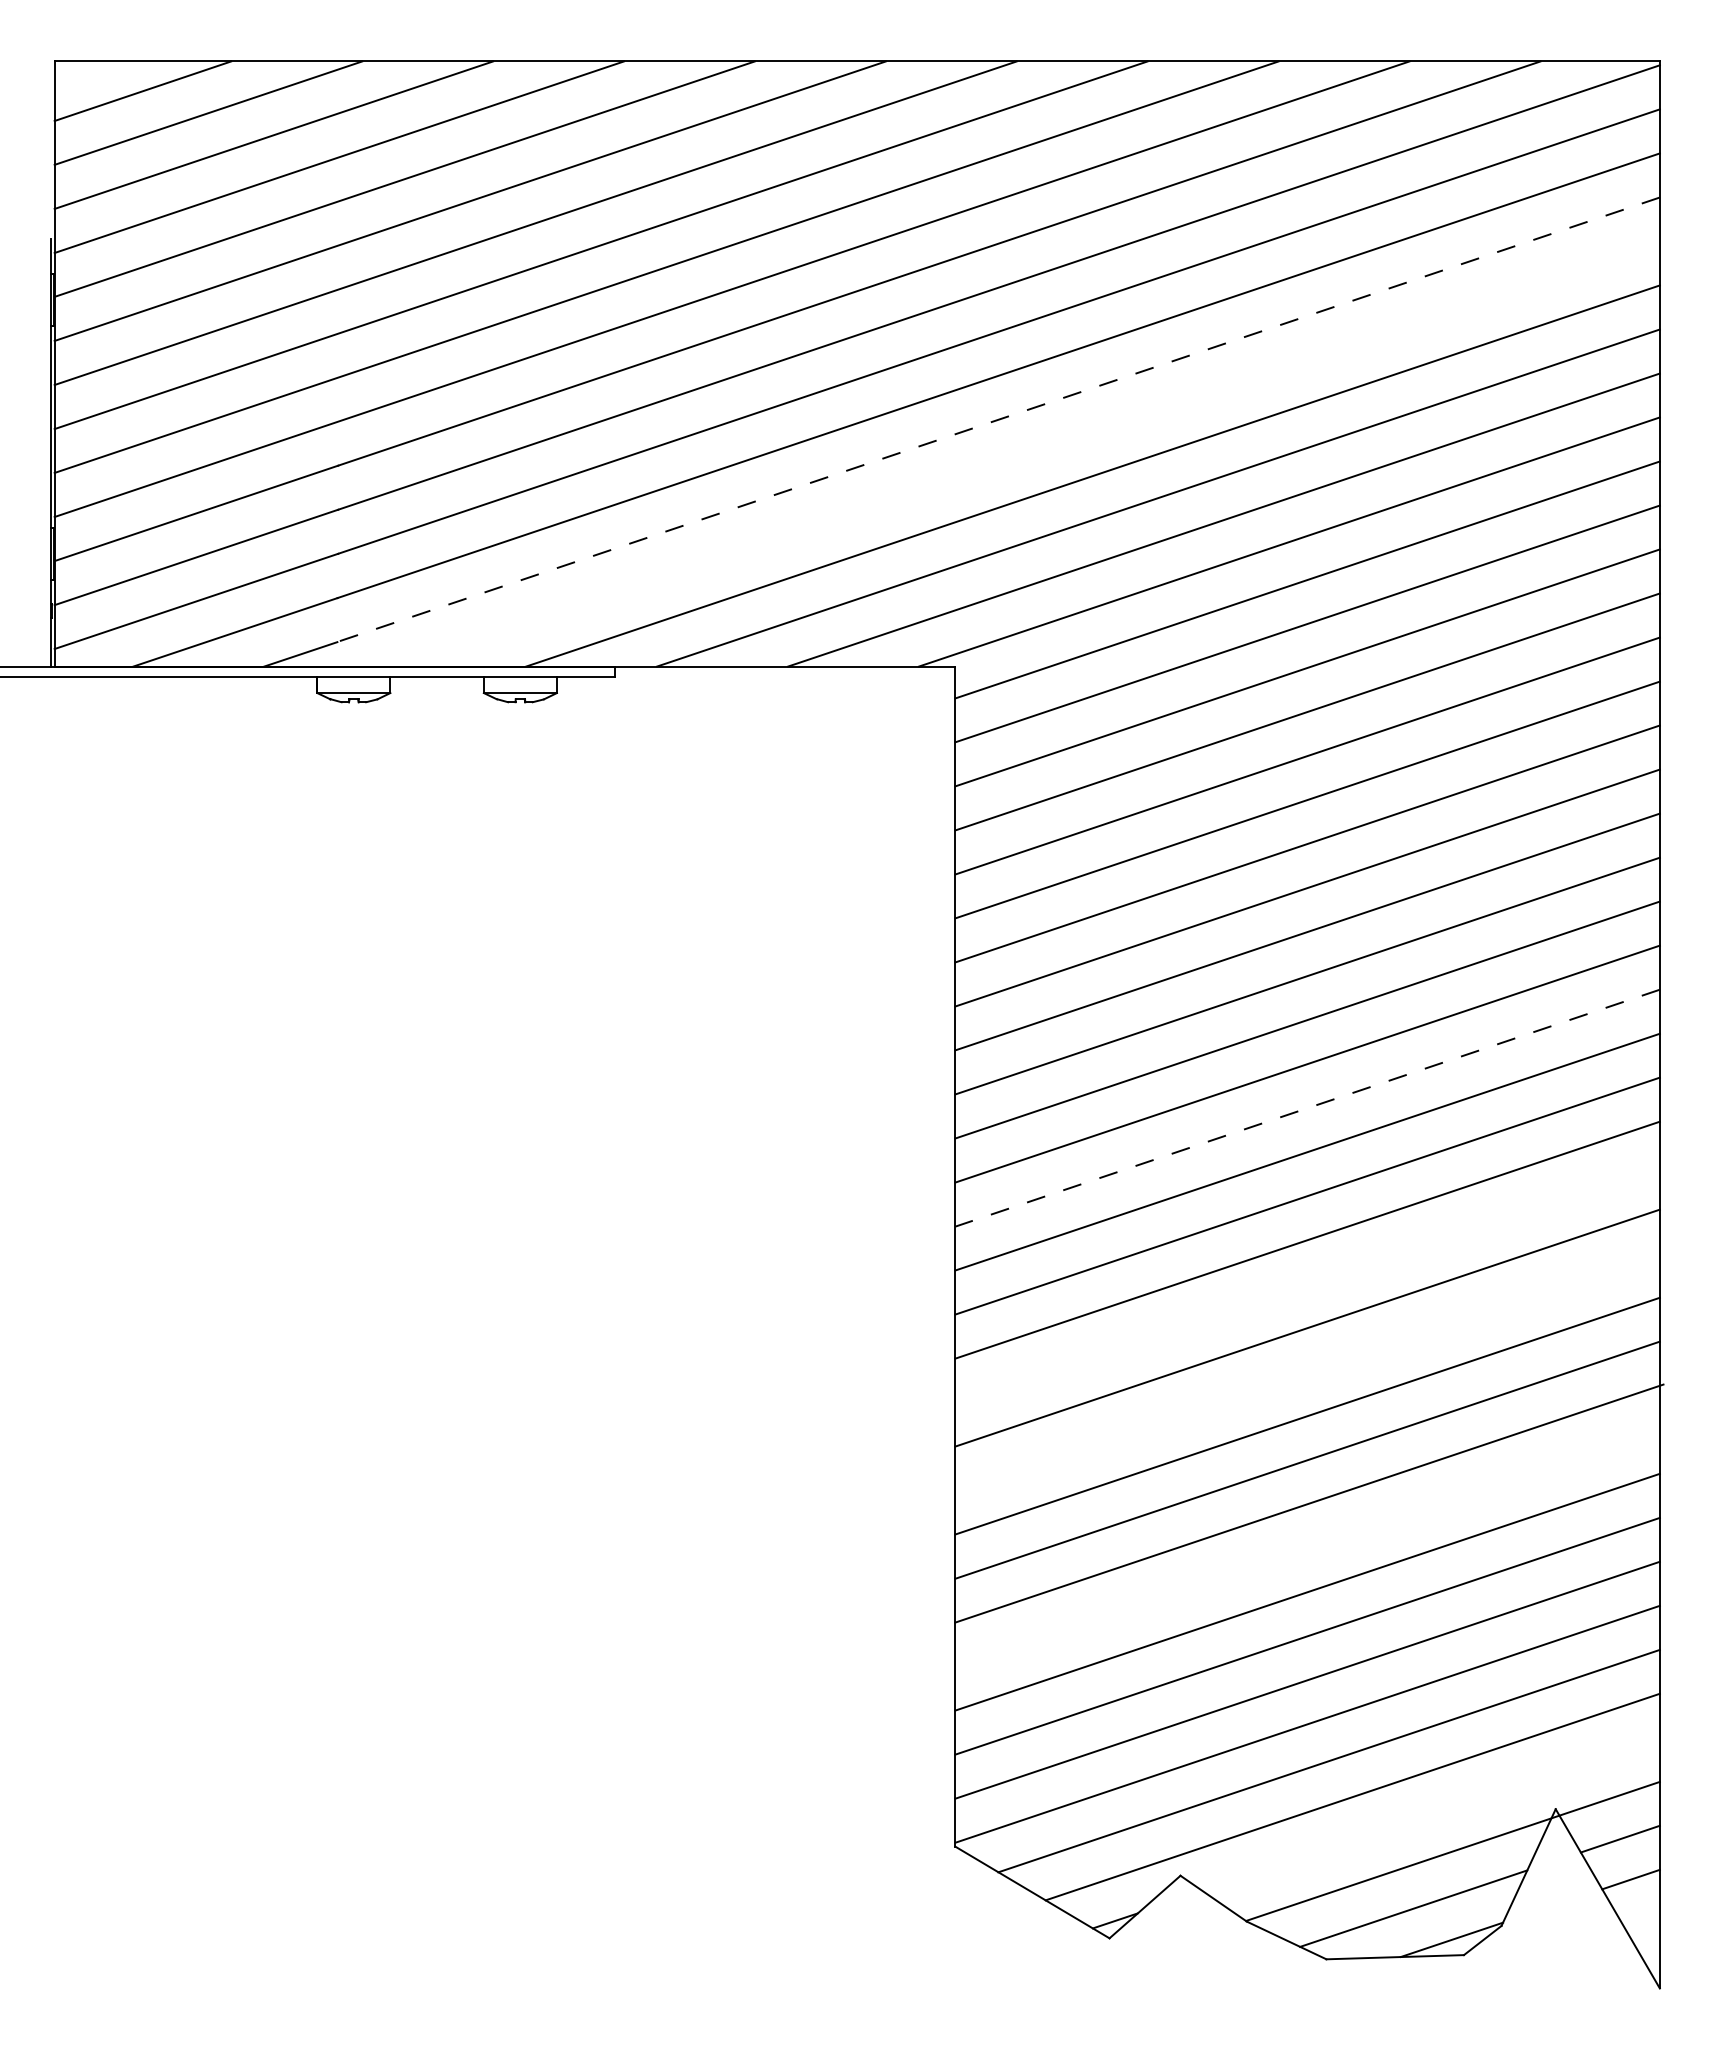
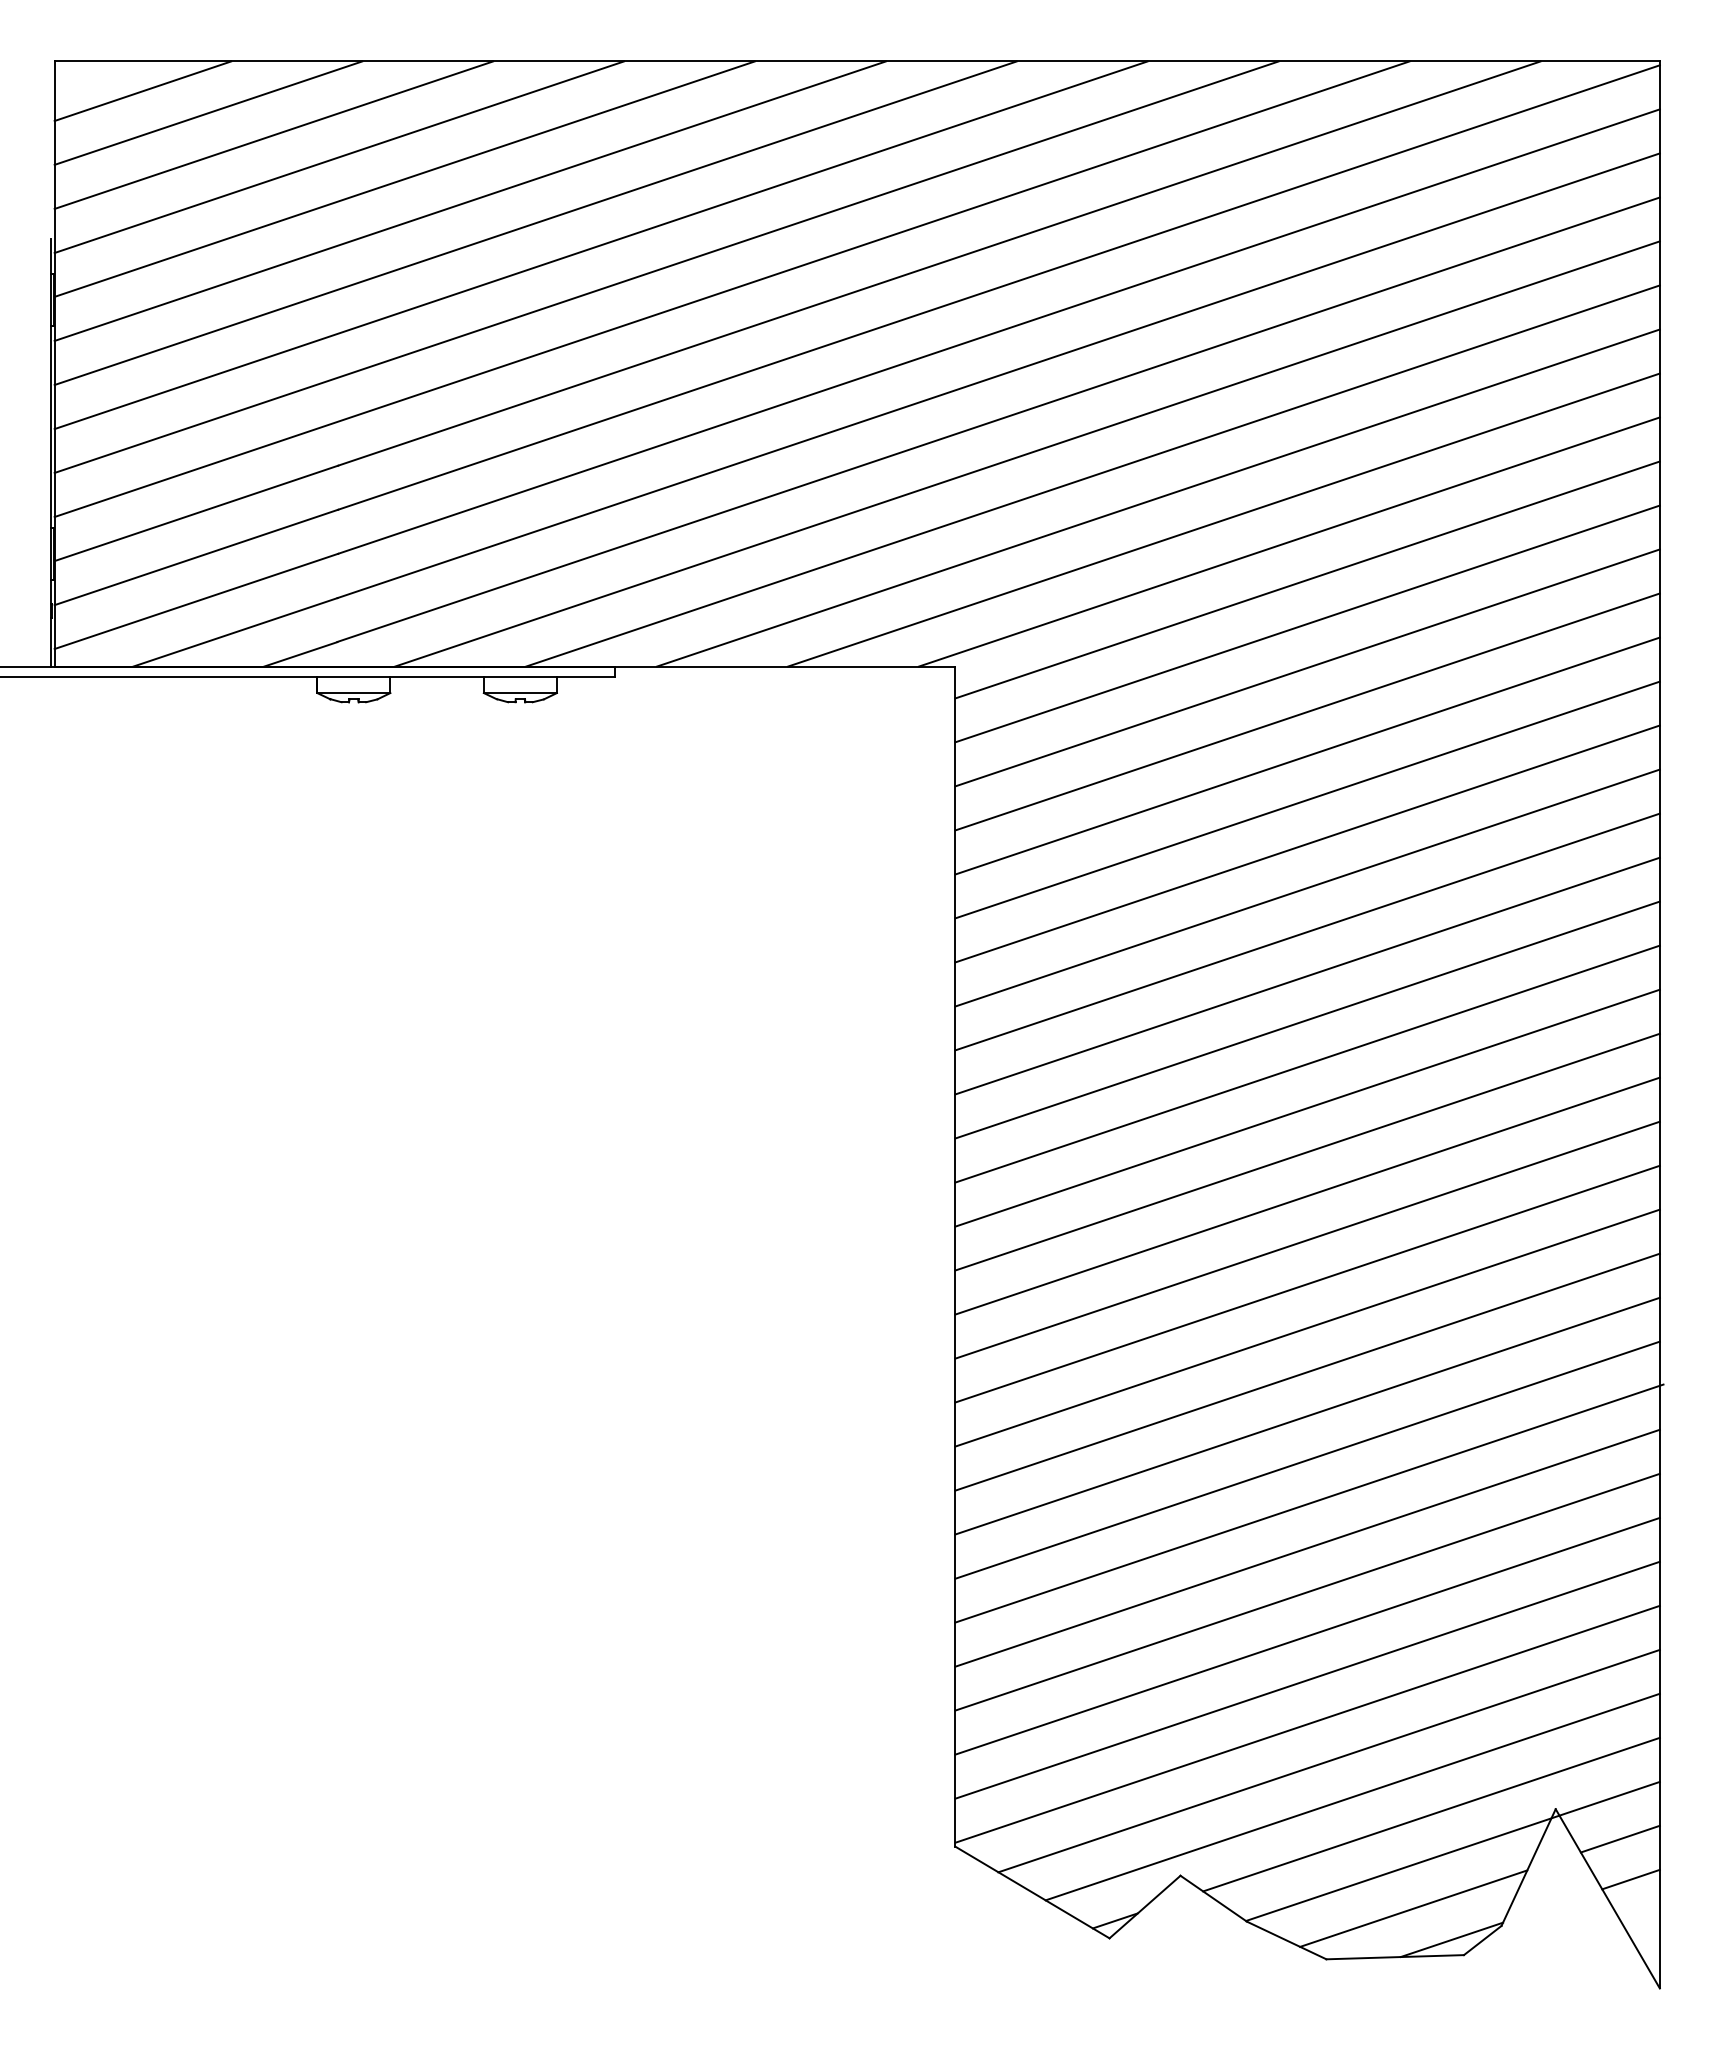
line: dashed -> solid (998, 419)
line: none -> present (1027, 453)
line: dashed -> solid (1307, 1108)
line: none -> present (1307, 1283)
line: none -> present (1307, 1371)
line: none -> present (1307, 1547)
line: none -> present (1431, 1814)
